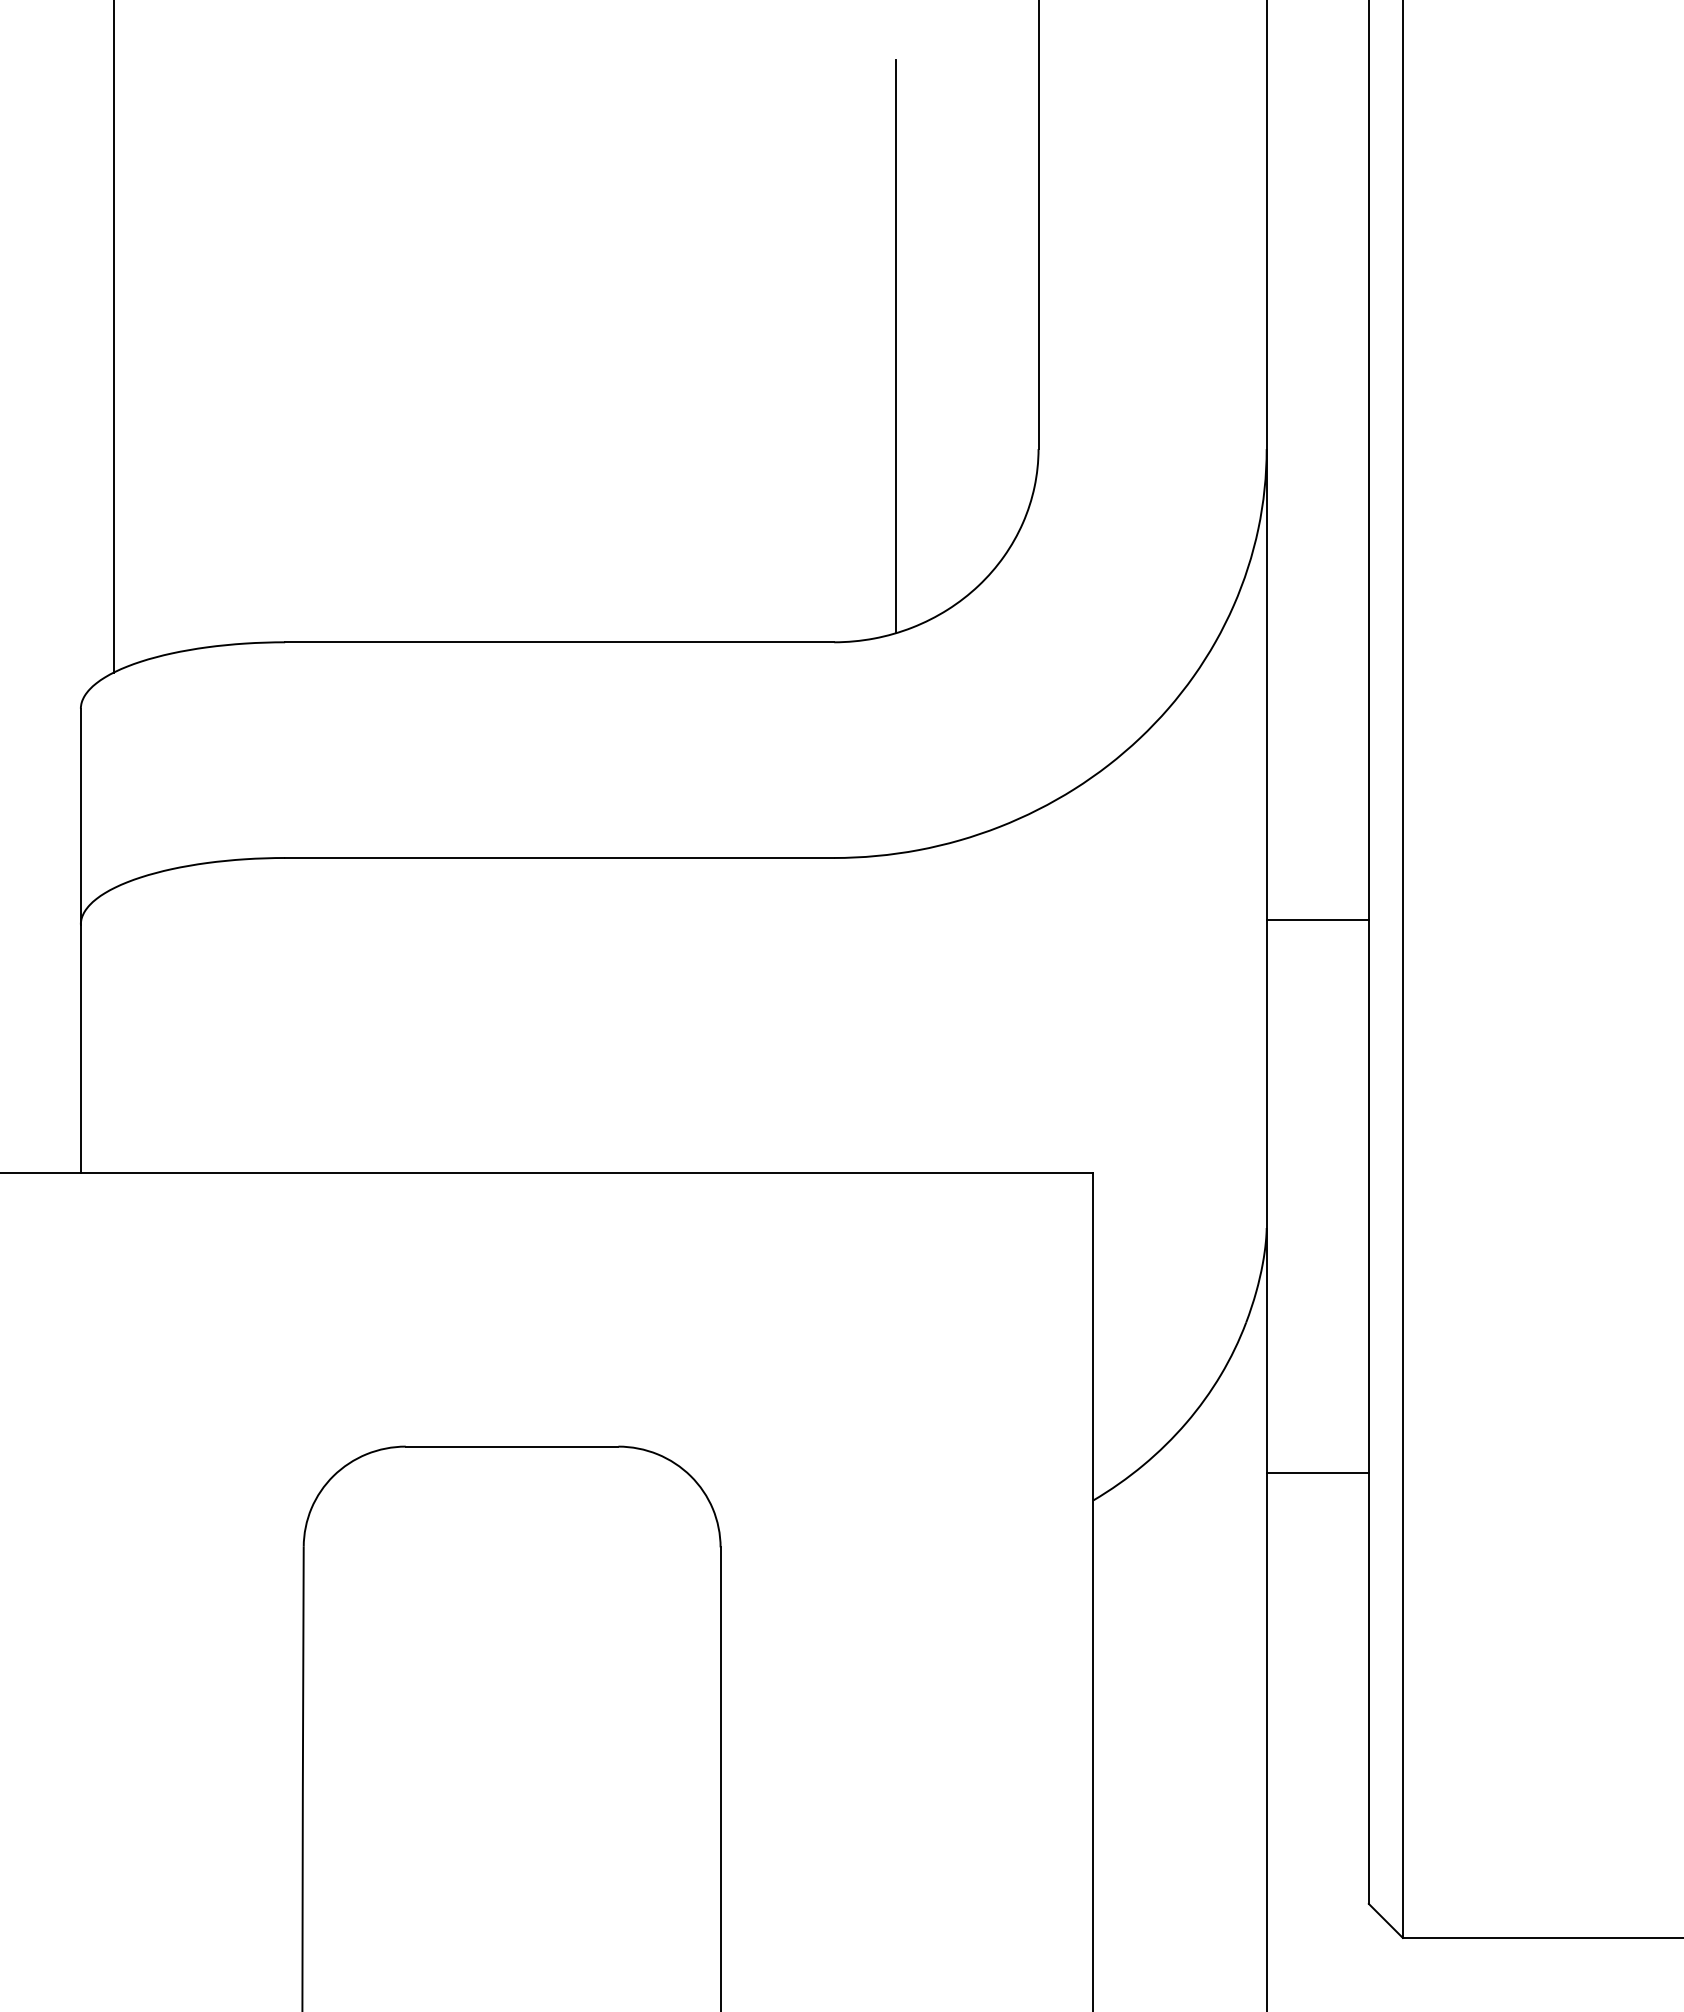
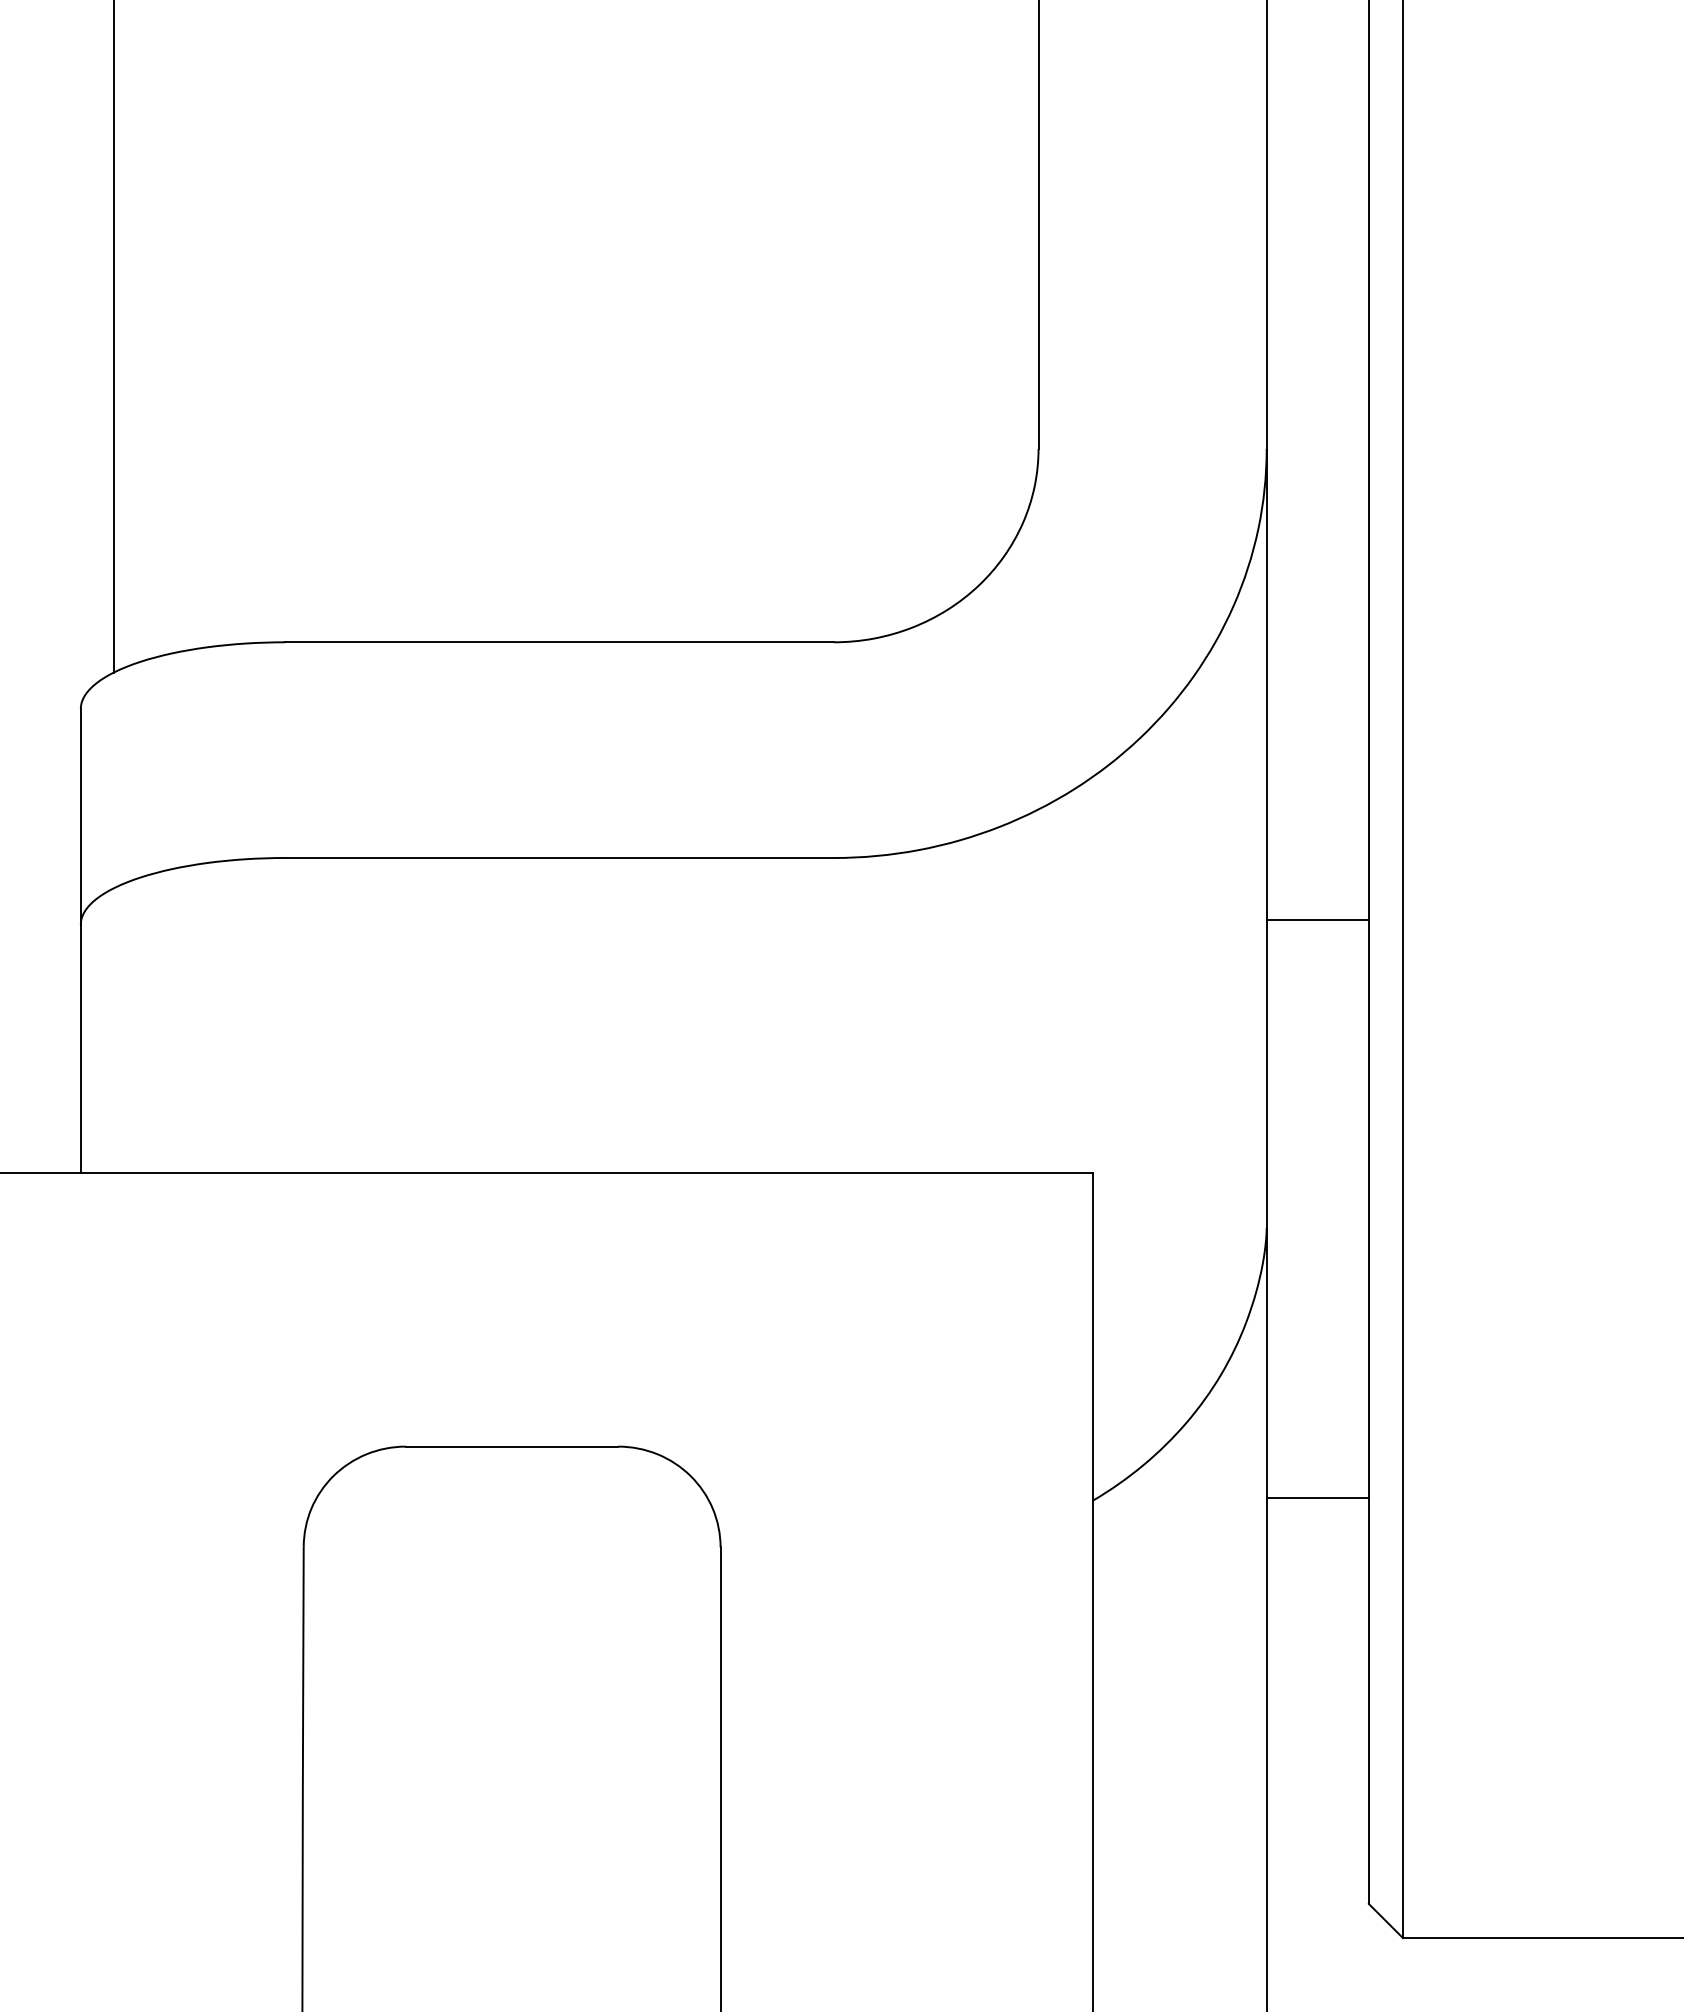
line: present -> none (895, 346)
line position: (1317, 1473) -> (1317, 1498) (1317, 1498)
